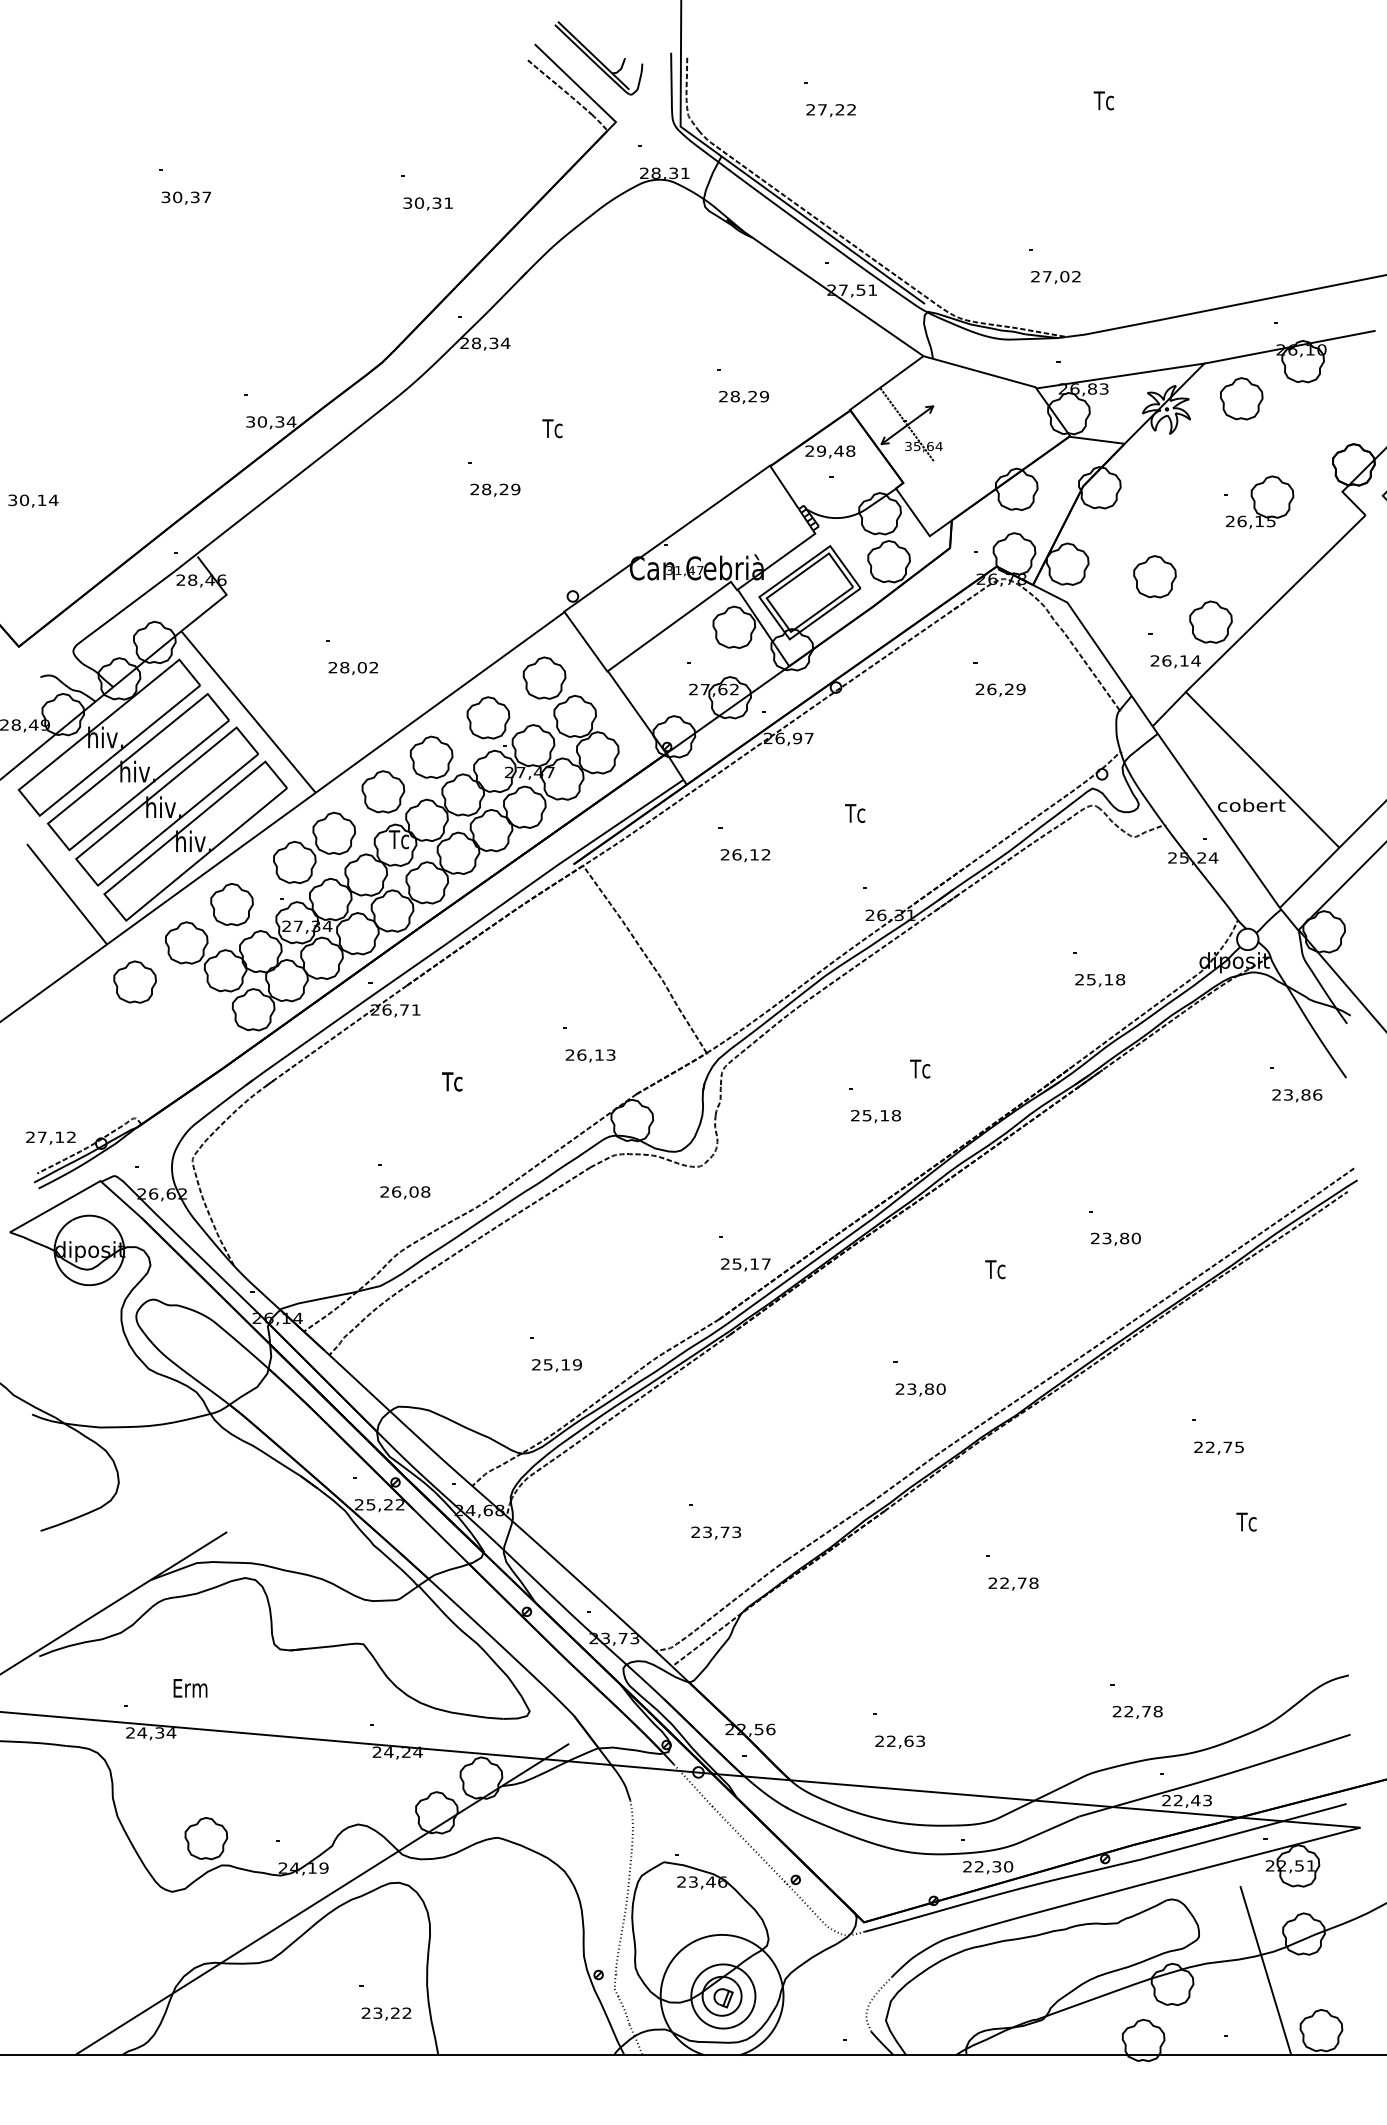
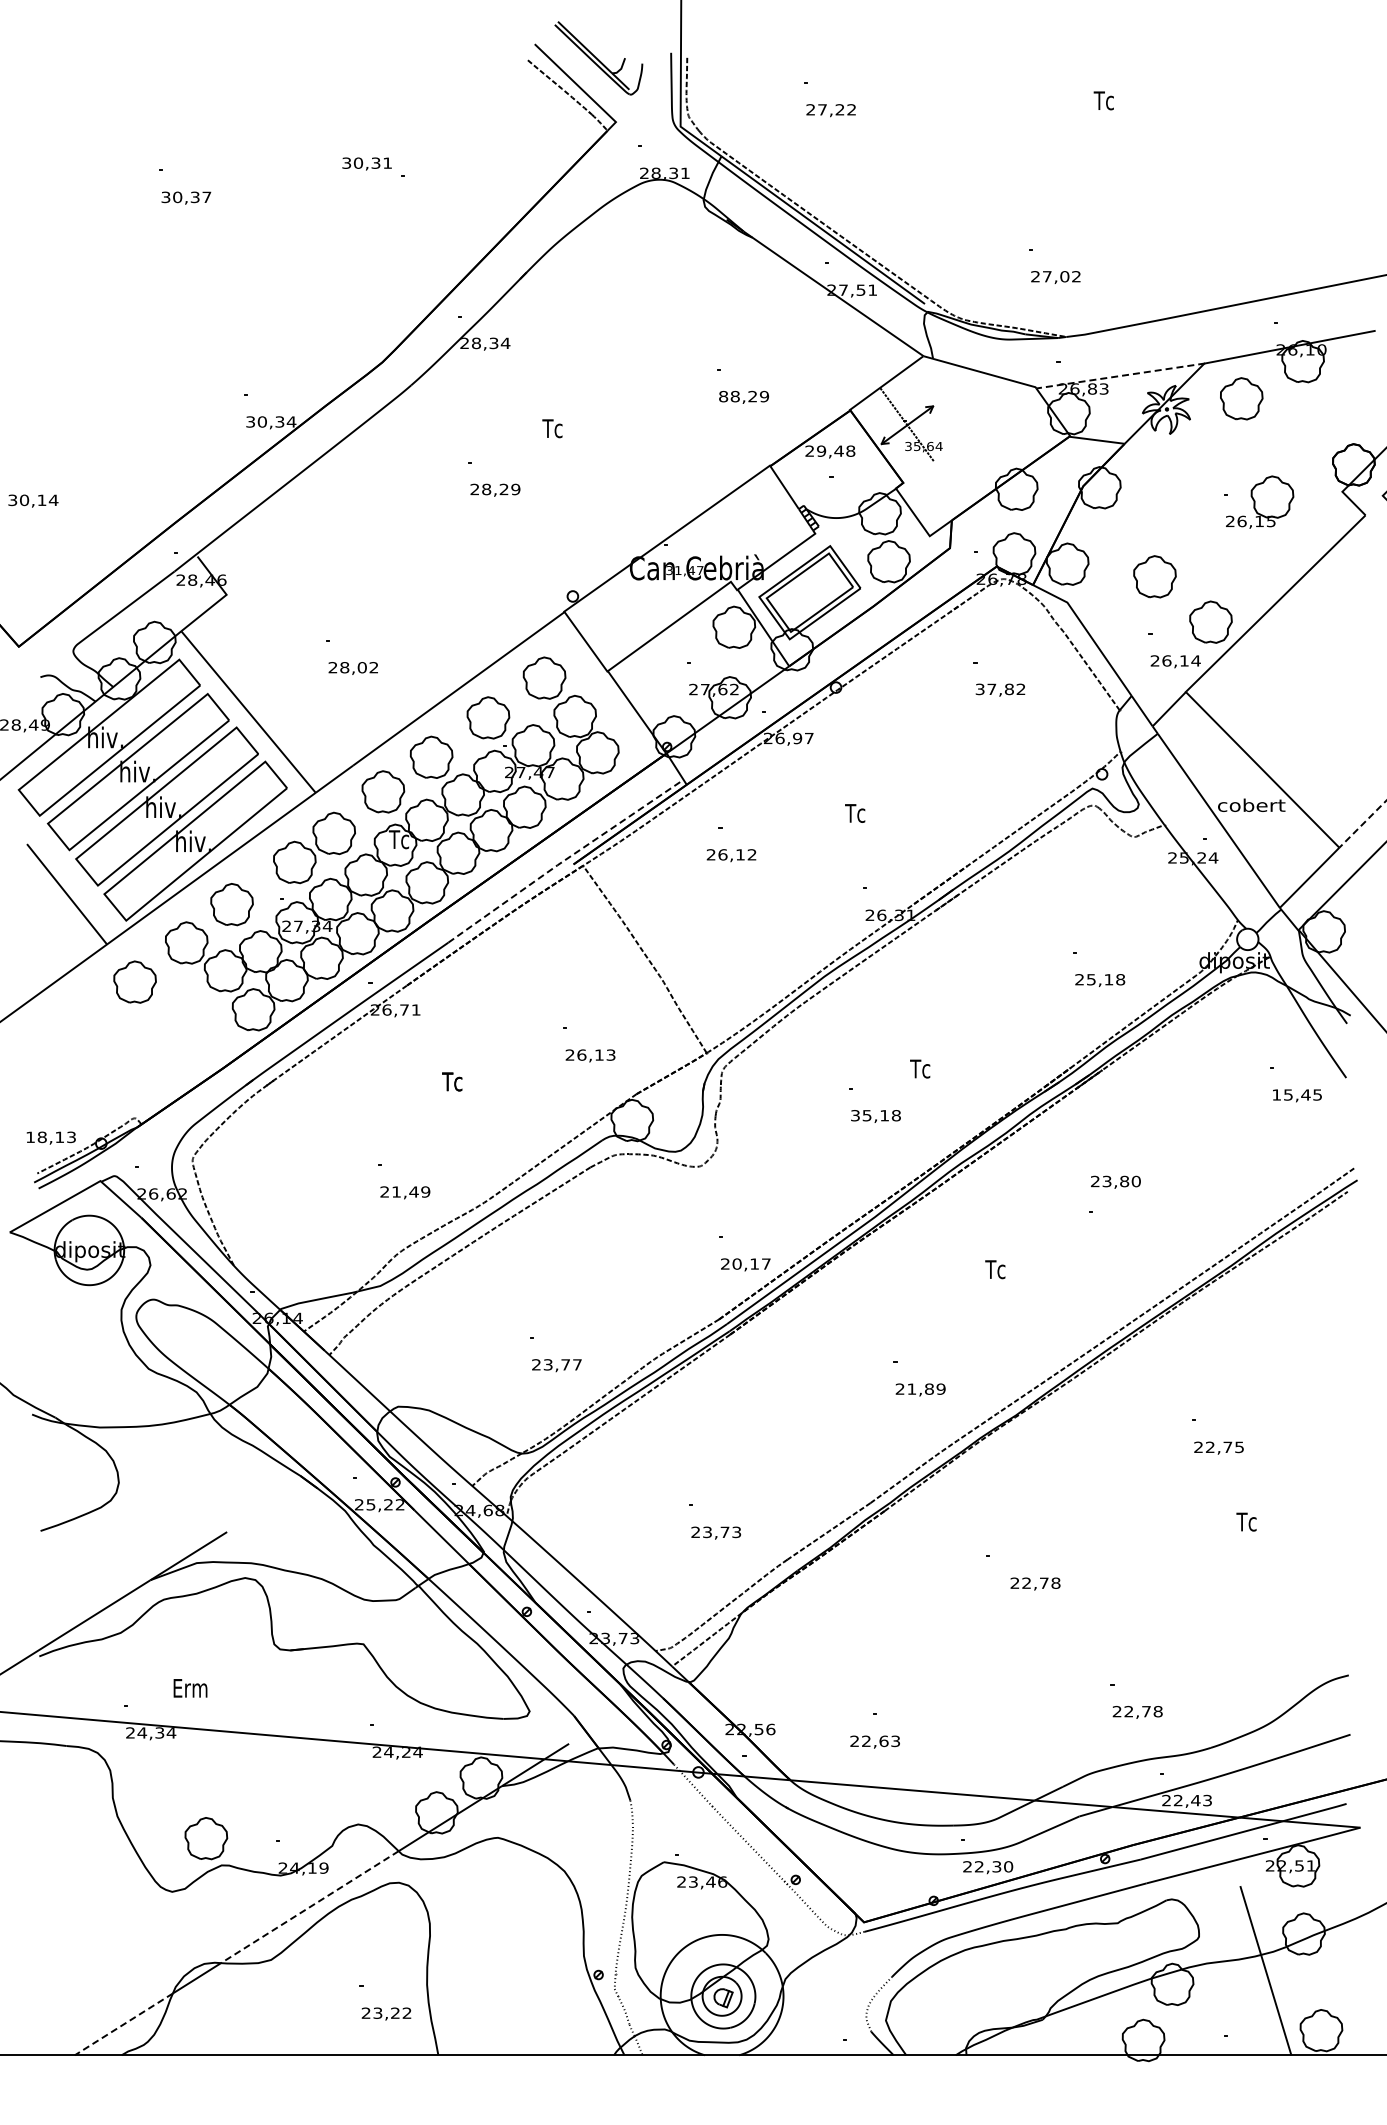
text position: (427, 203) -> (366, 163) (366, 163)
line: solid -> dashed (1120, 376)
text: 28,29 -> 88,29 (723, 396)
text: 26,29 -> 37,82 (1000, 689)
line: solid -> dashed (1362, 824)
text position: (745, 855) -> (731, 855) (731, 855)
line: solid -> dashed (565, 860)
text: 23,86 -> 15,45 (1297, 1094)
text: 25,18 -> 35,18 (855, 1115)
text: 27,12 -> 18,13 (50, 1137)
text: 26,08 -> 21,49 (411, 1191)
text position: (1115, 1238) -> (1115, 1181) (1115, 1181)
text: 25,17 -> 20,17 (736, 1263)
text: 25,19 -> 23,77 (562, 1364)
text: 23,80 -> 21,89 (926, 1388)
text position: (1013, 1583) -> (1035, 1583) (1035, 1583)
text position: (899, 1741) -> (874, 1741) (874, 1741)
line: solid -> dashed (309, 1907)
line: solid -> dashed (123, 2024)
